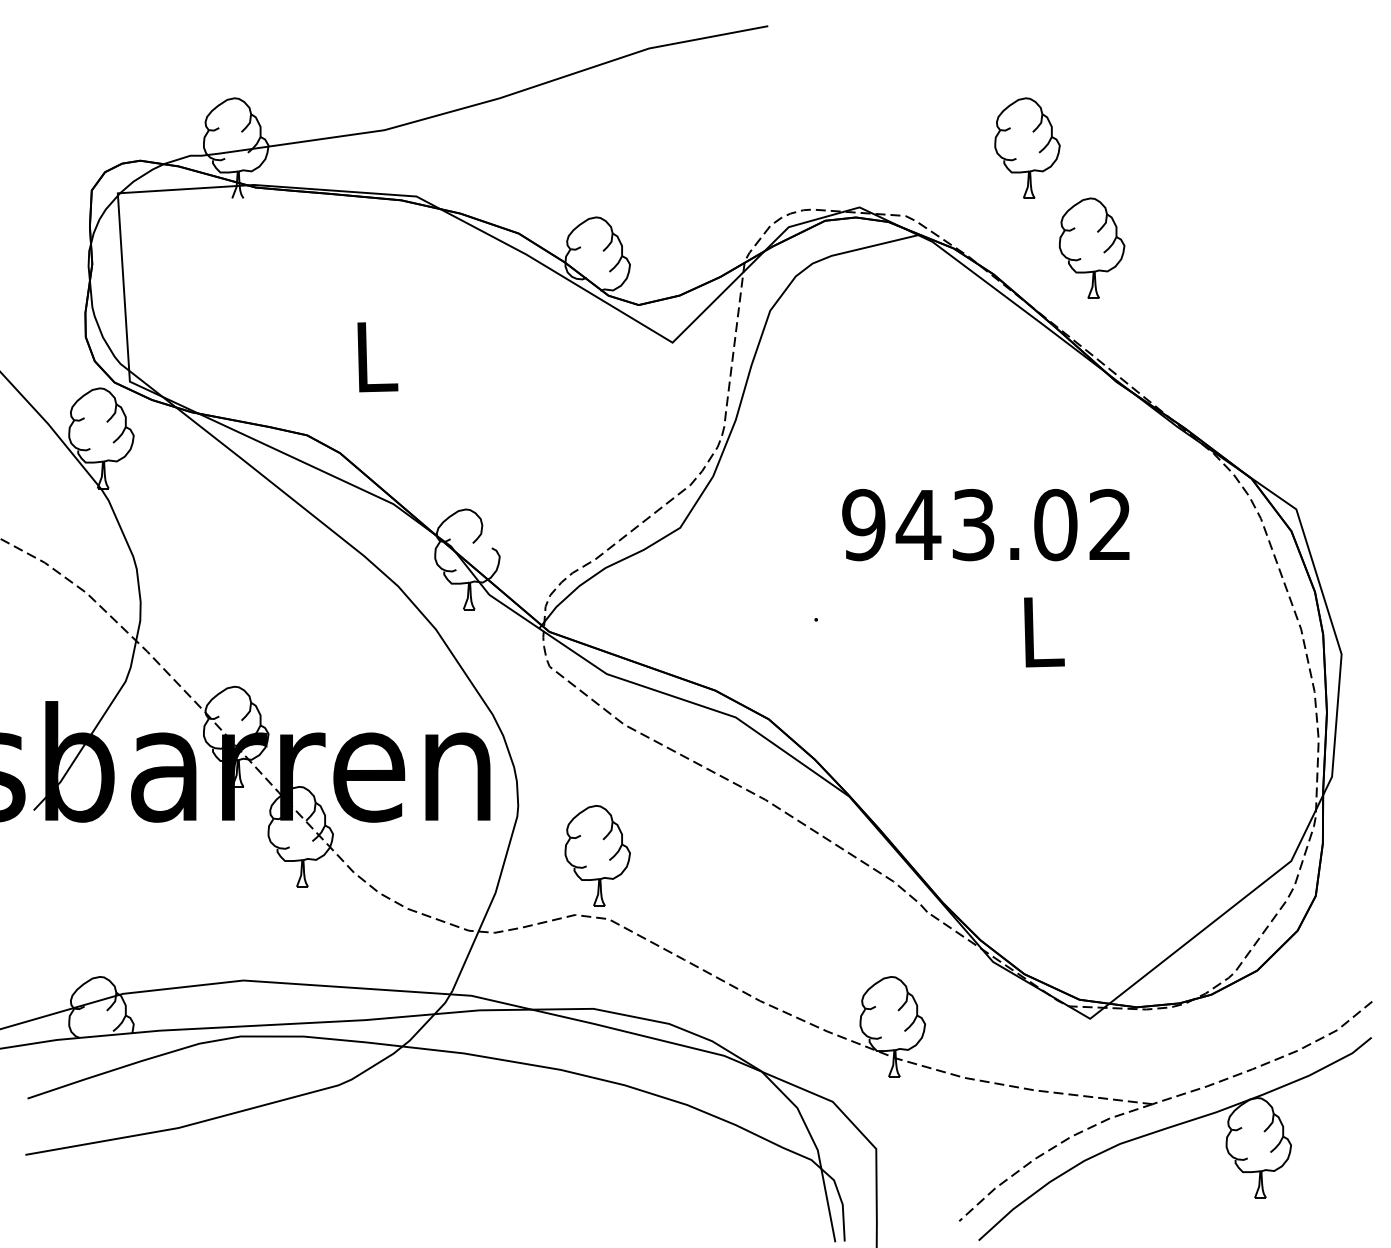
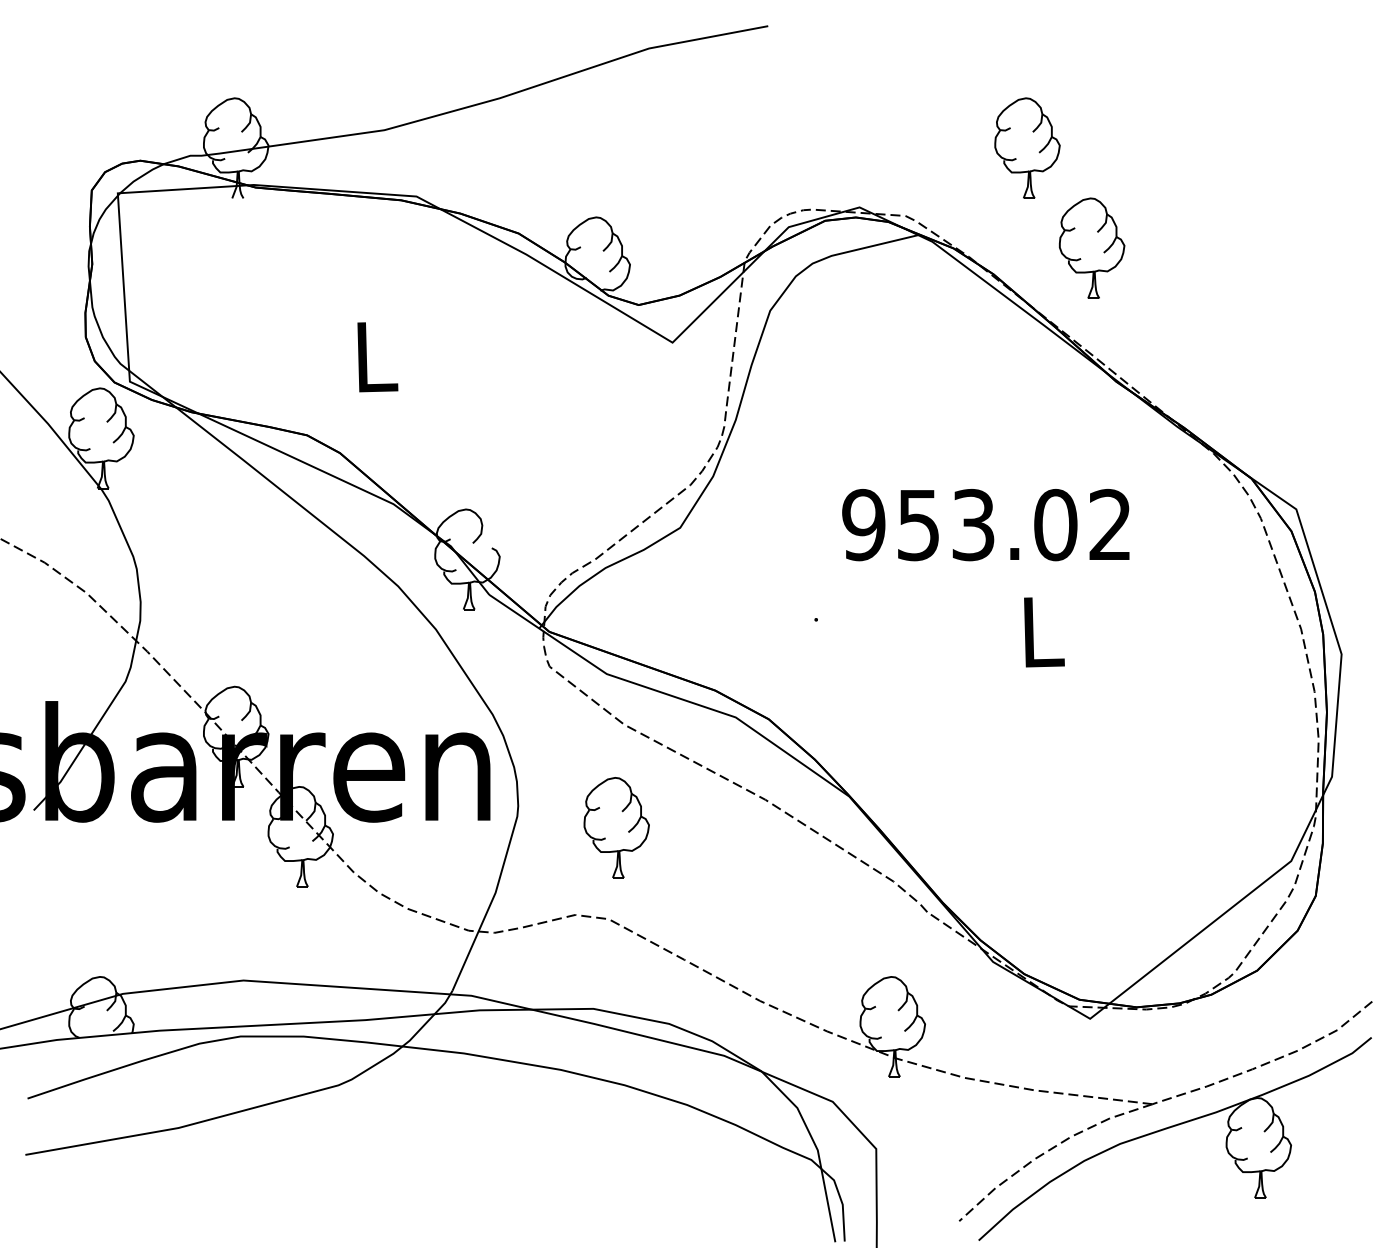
text: 943.02 -> 953.02 (918, 525)
part position: (597, 855) -> (616, 827) (616, 827)
